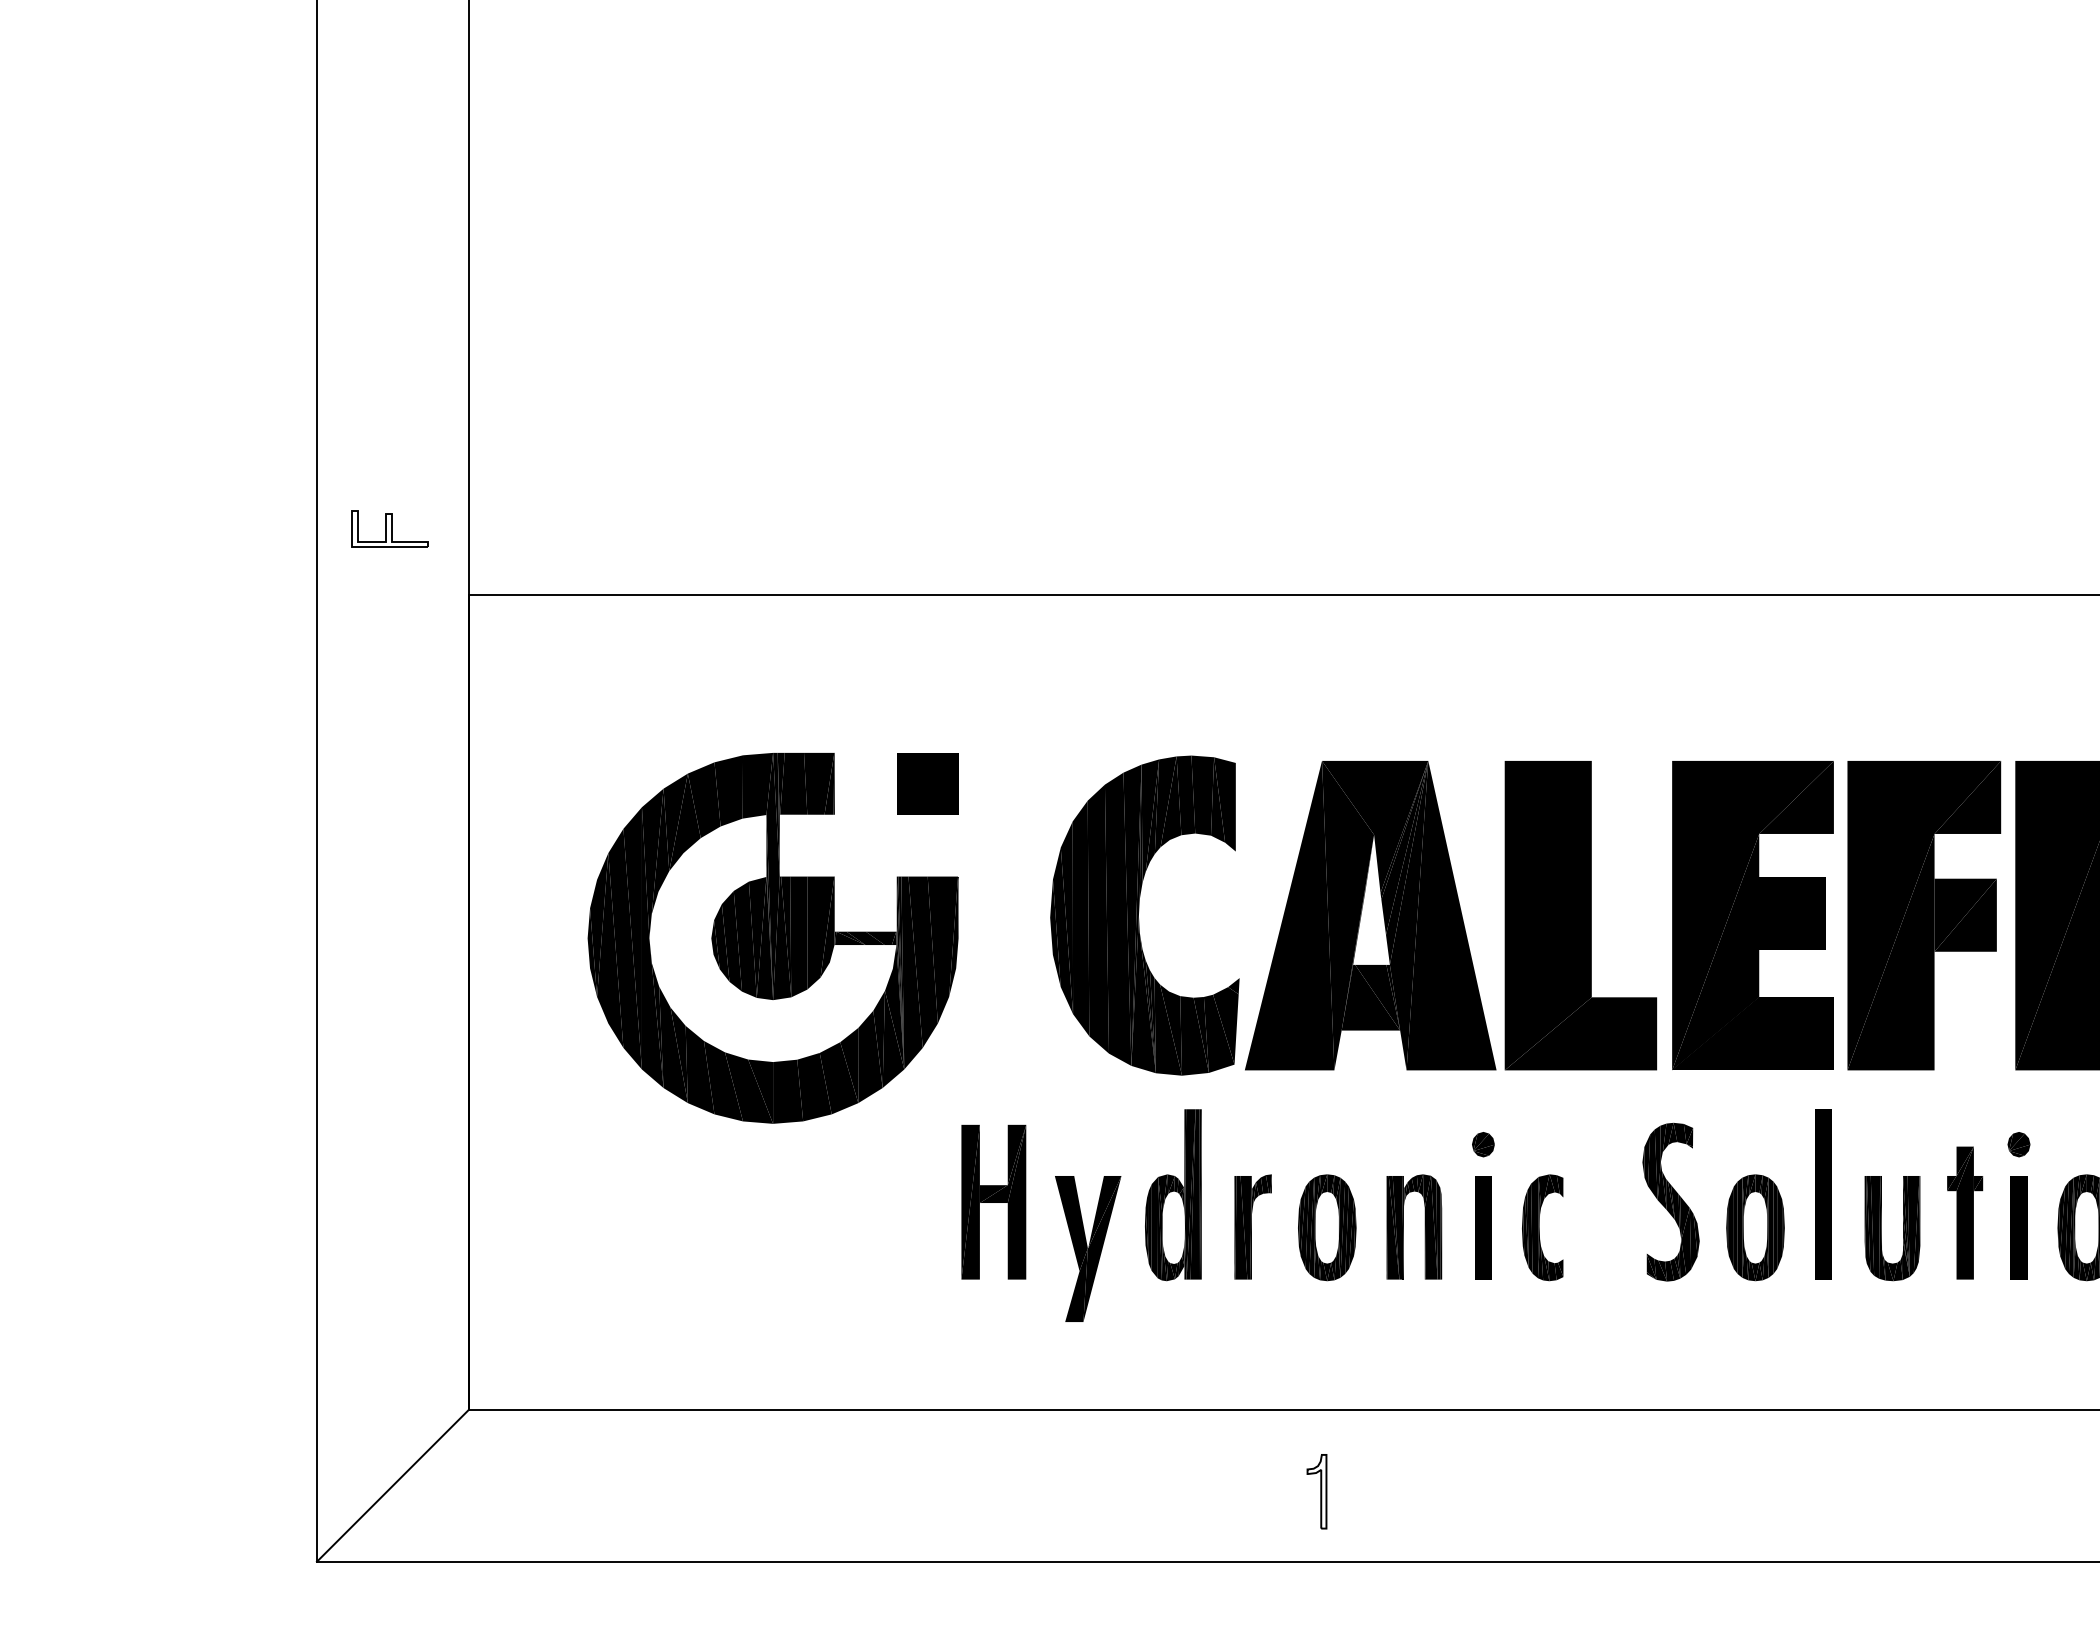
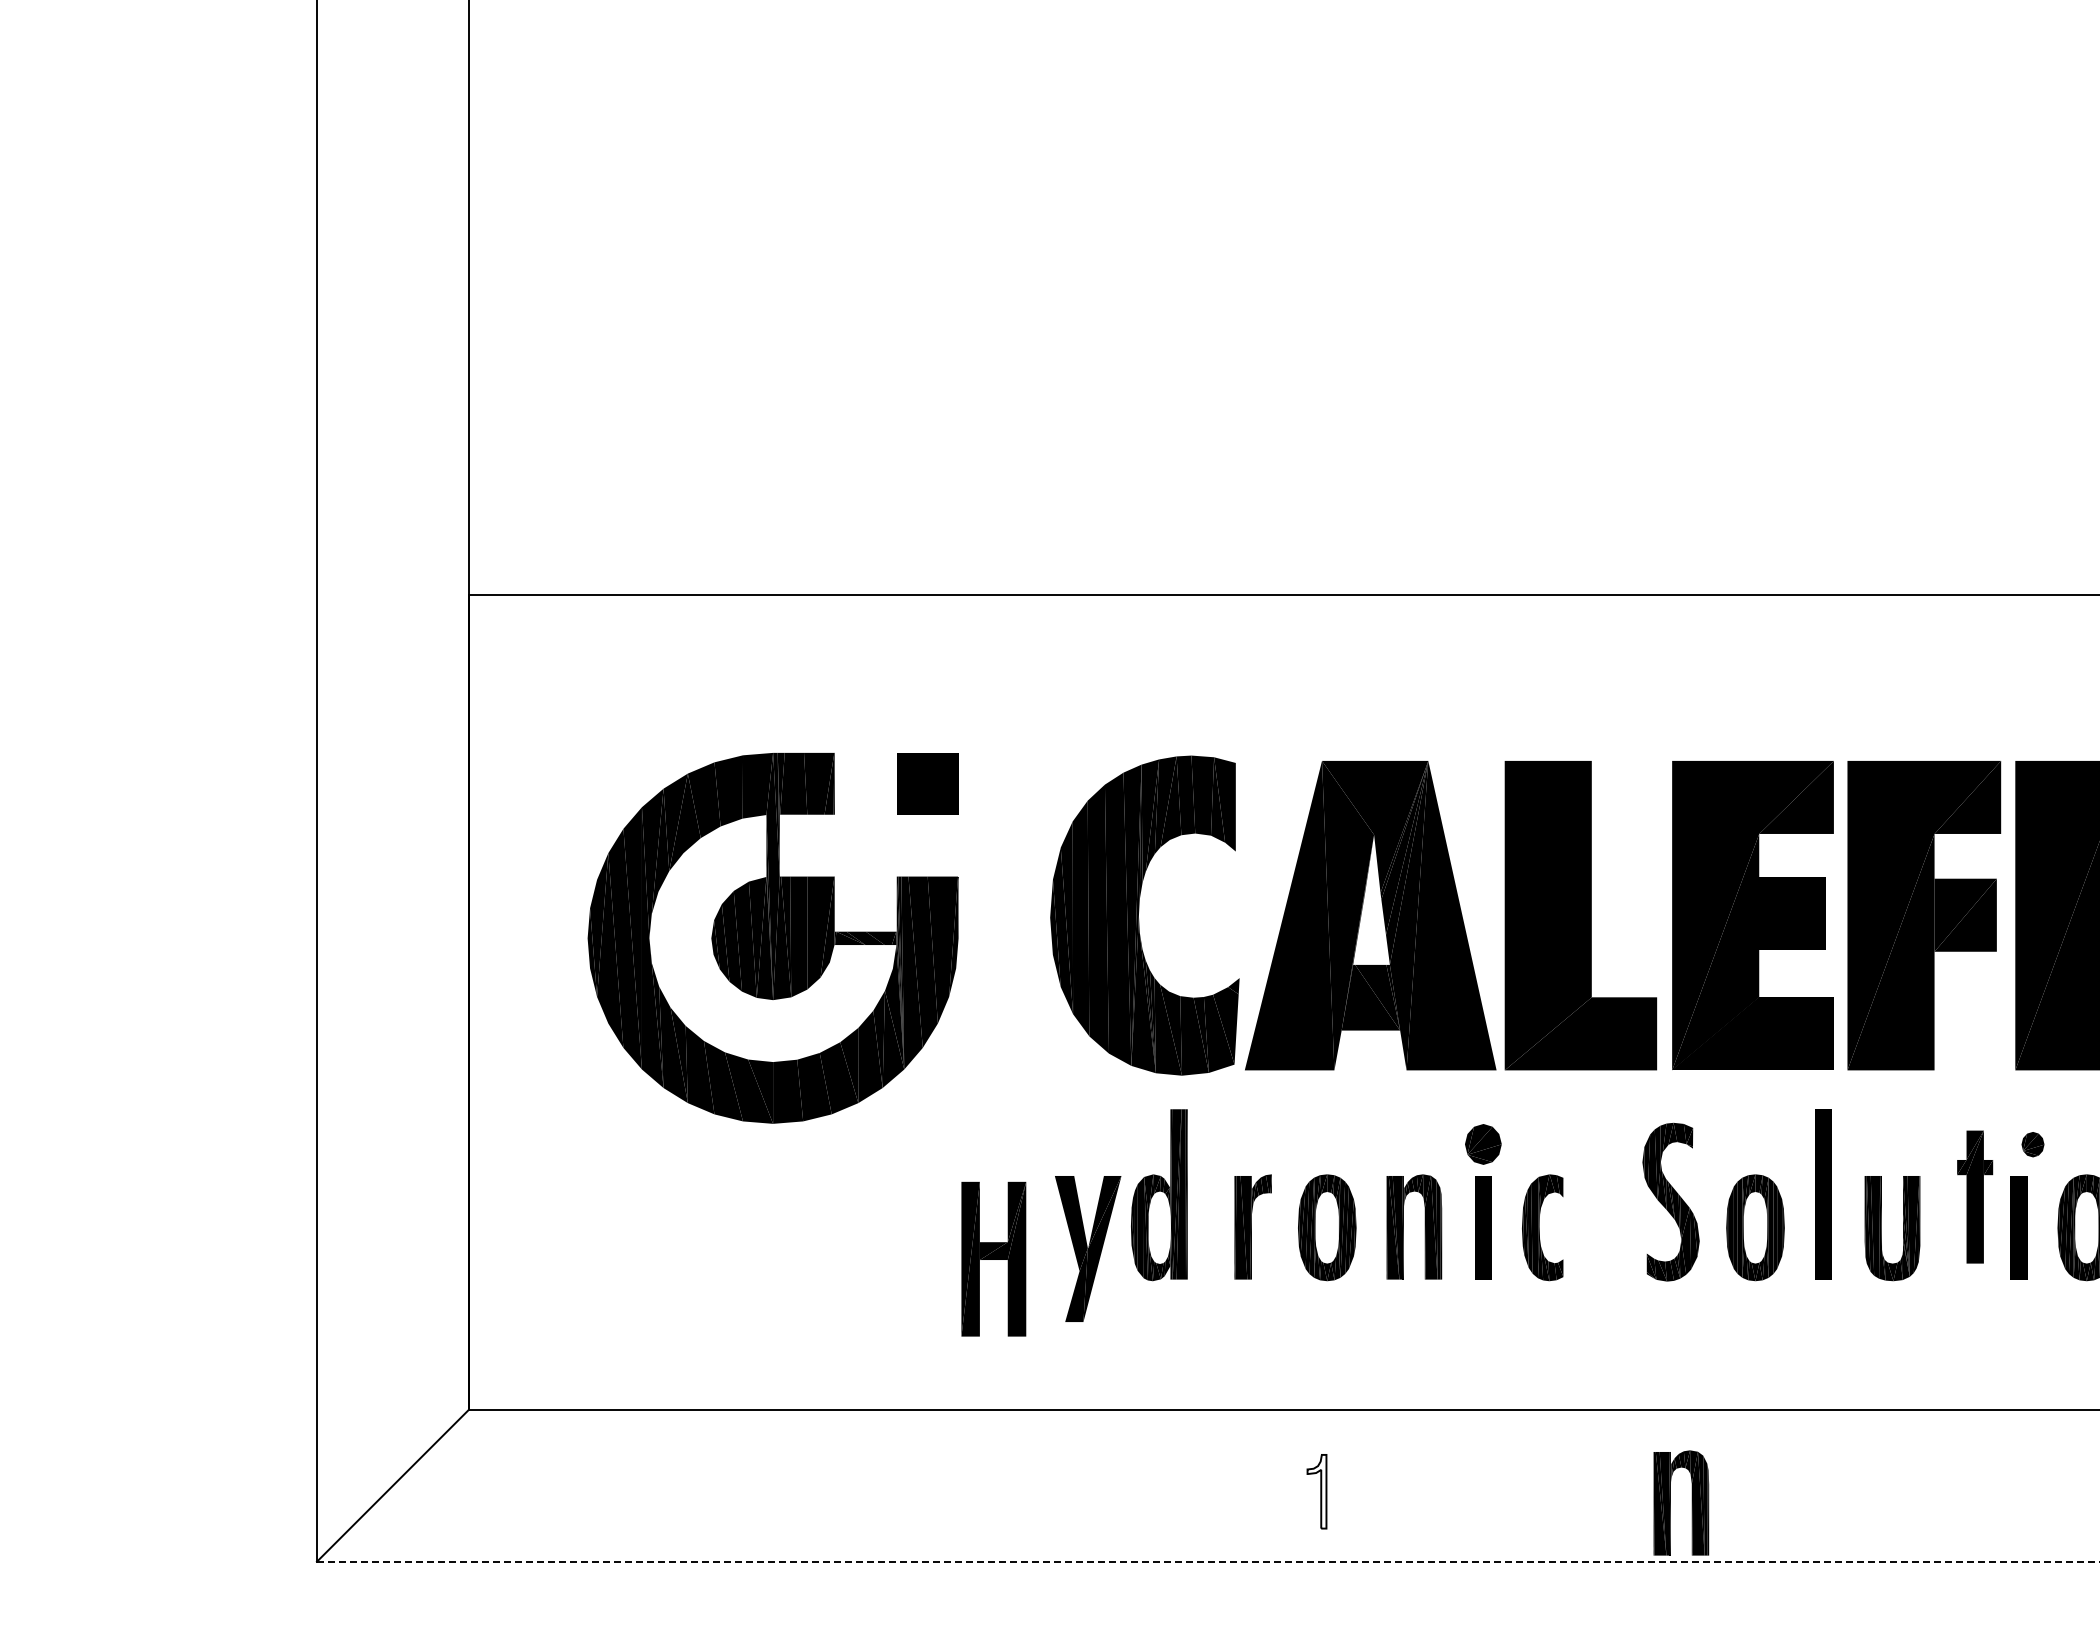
part: present -> none (389, 528)
part size: 23x26 px -> 37x41 px (1483, 1144)
part position: (2018, 1144) -> (2032, 1144) (2032, 1144)
part position: (1173, 1195) -> (1159, 1195) (1159, 1195)
part position: (993, 1201) -> (993, 1258) (993, 1258)
part position: (1965, 1212) -> (1975, 1196) (1975, 1196)
part: none -> present (1691, 1502)
line: solid -> dashed (1207, 1561)
